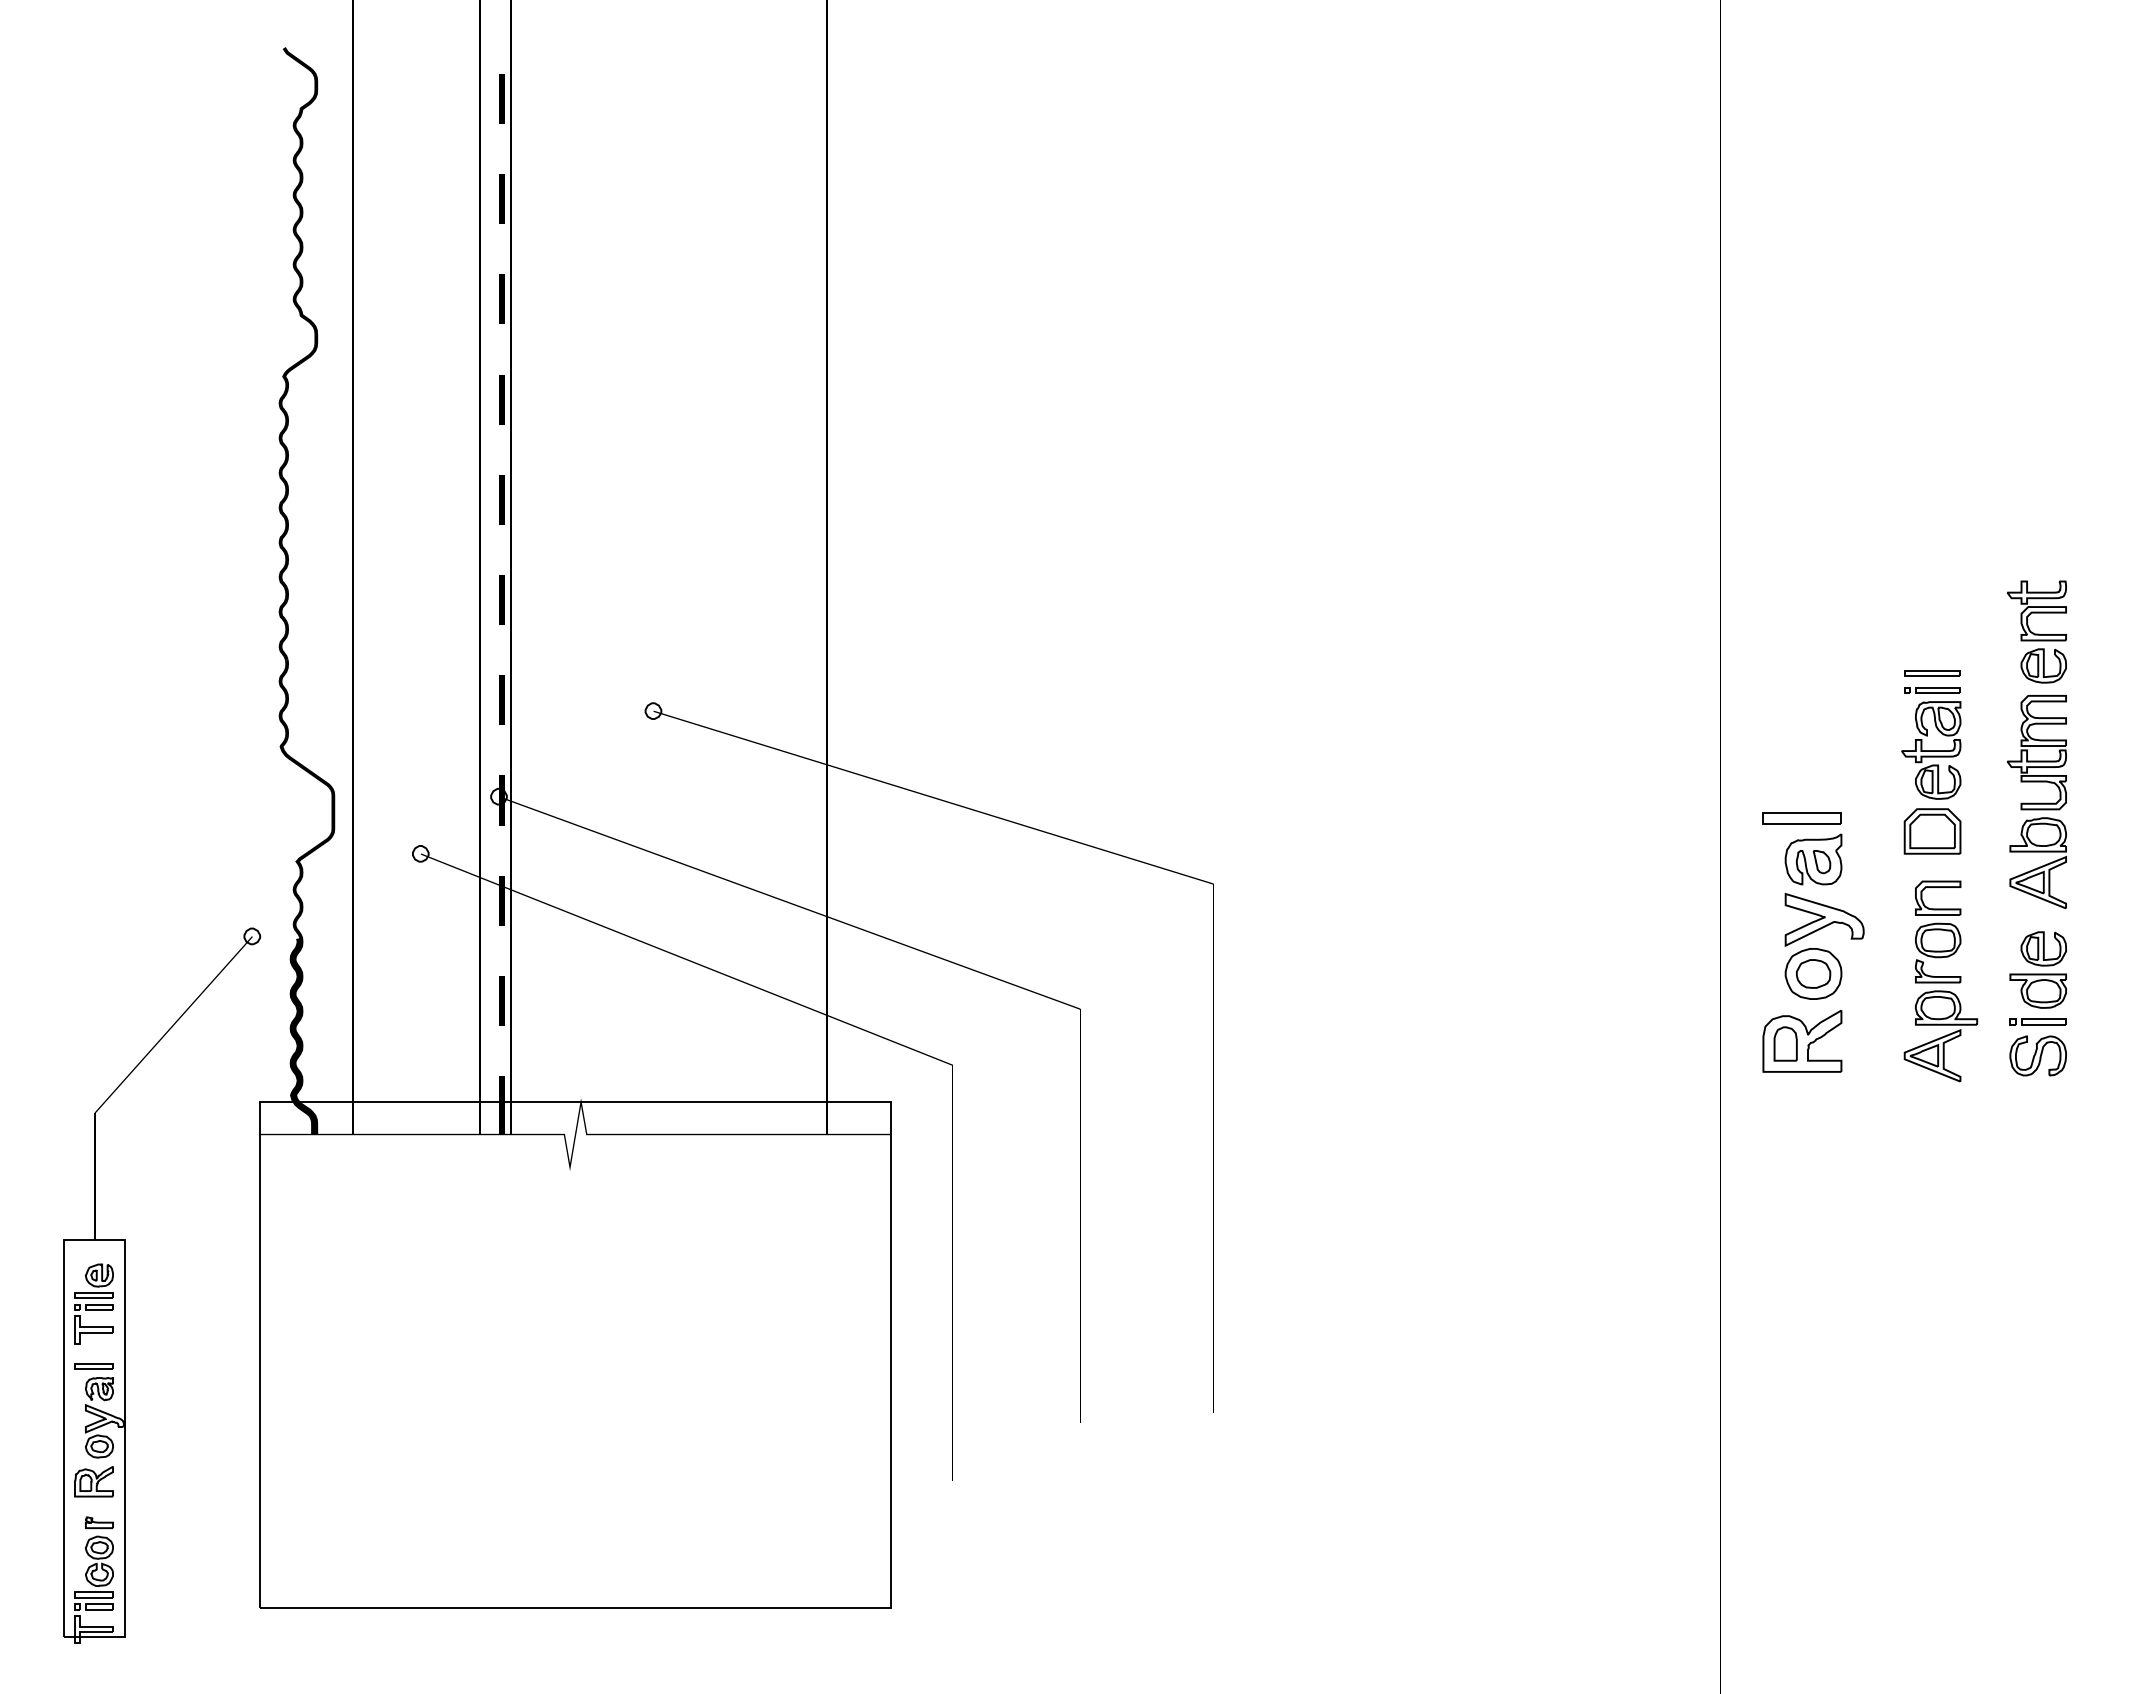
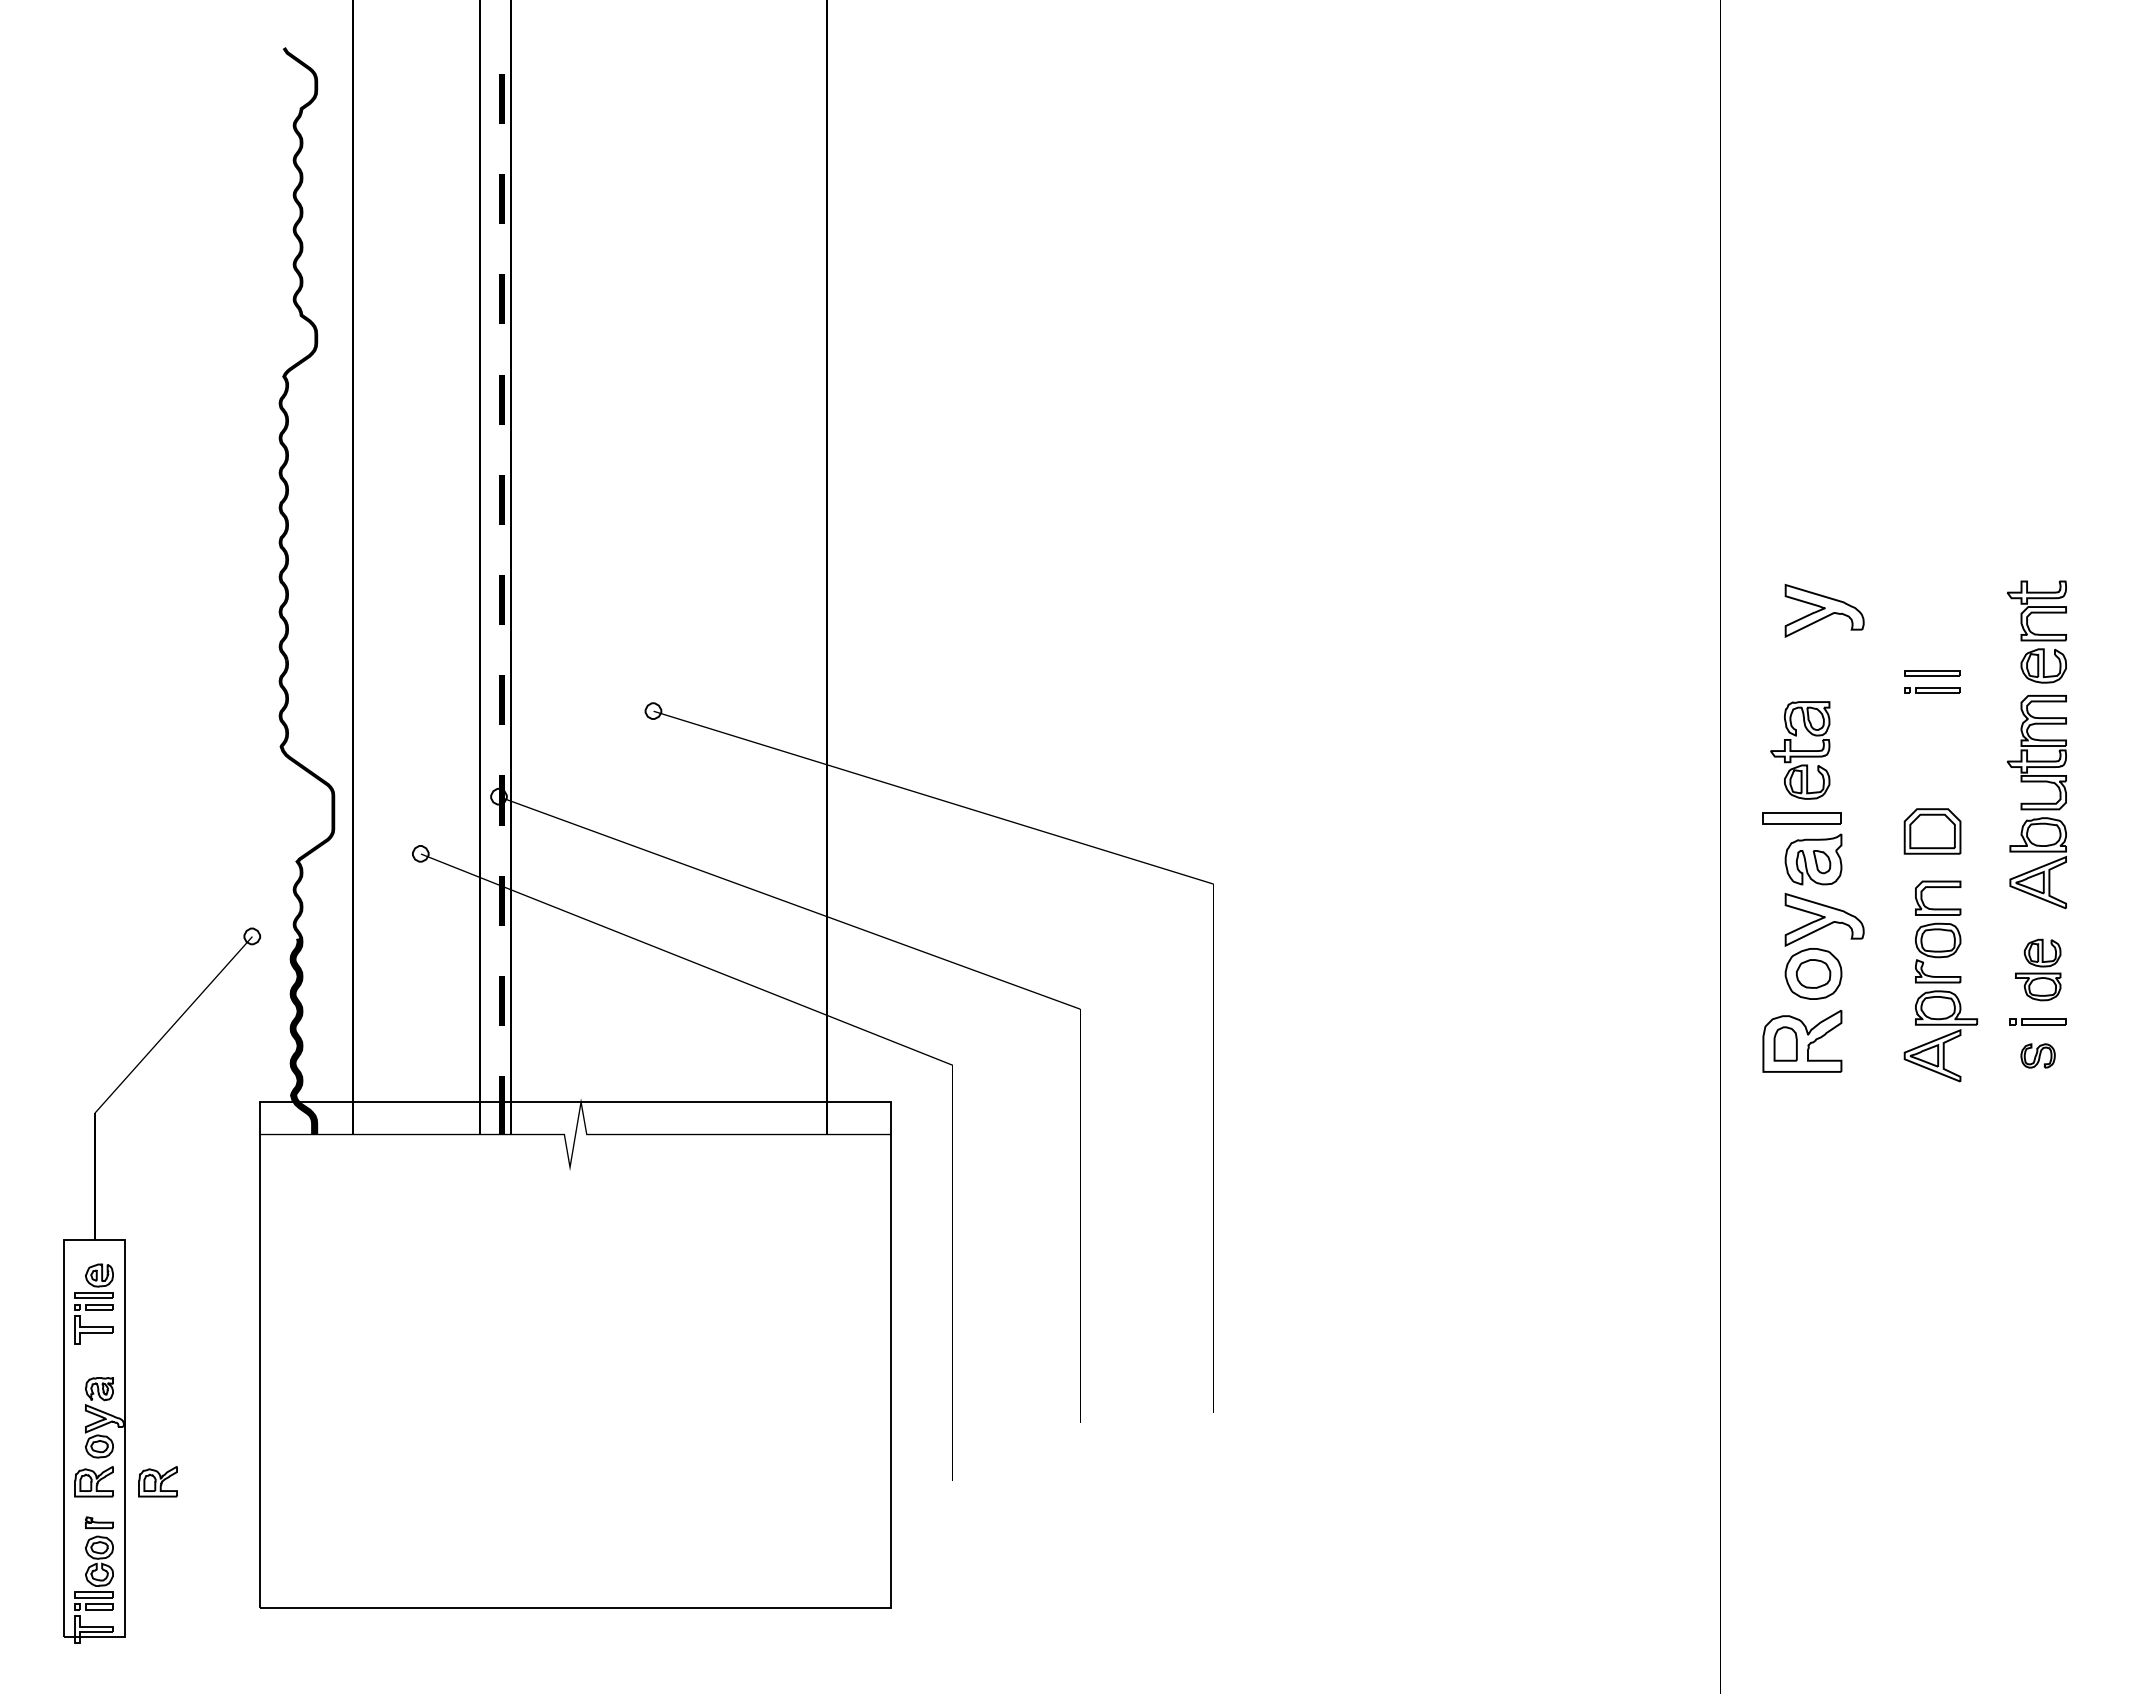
part: none -> present (1824, 610)
part position: (1931, 750) -> (1800, 750) (1800, 750)
part size: 58x78 px -> 47x64 px (2038, 969)
part size: 58x42 px -> 36x26 px (2037, 1055)
part: present -> none (93, 1366)
part: none -> present (157, 1481)
